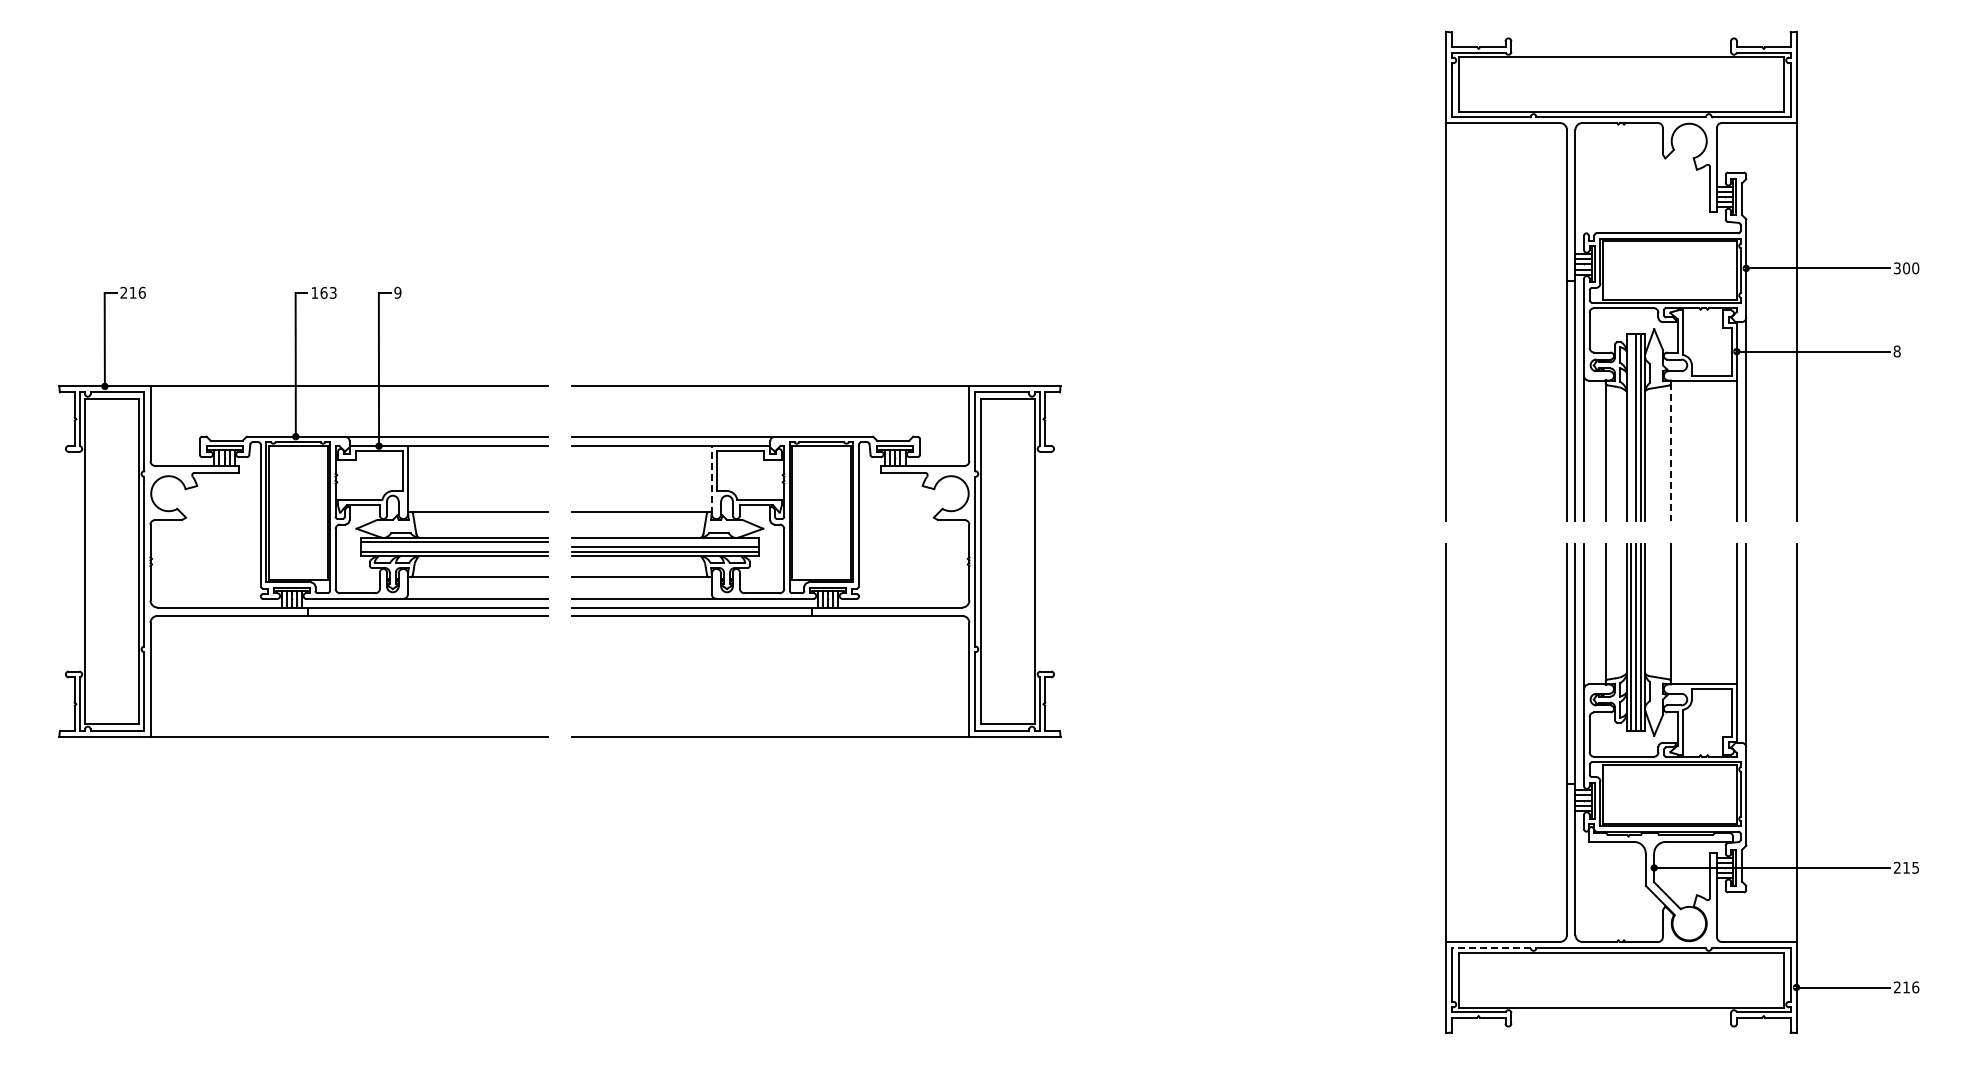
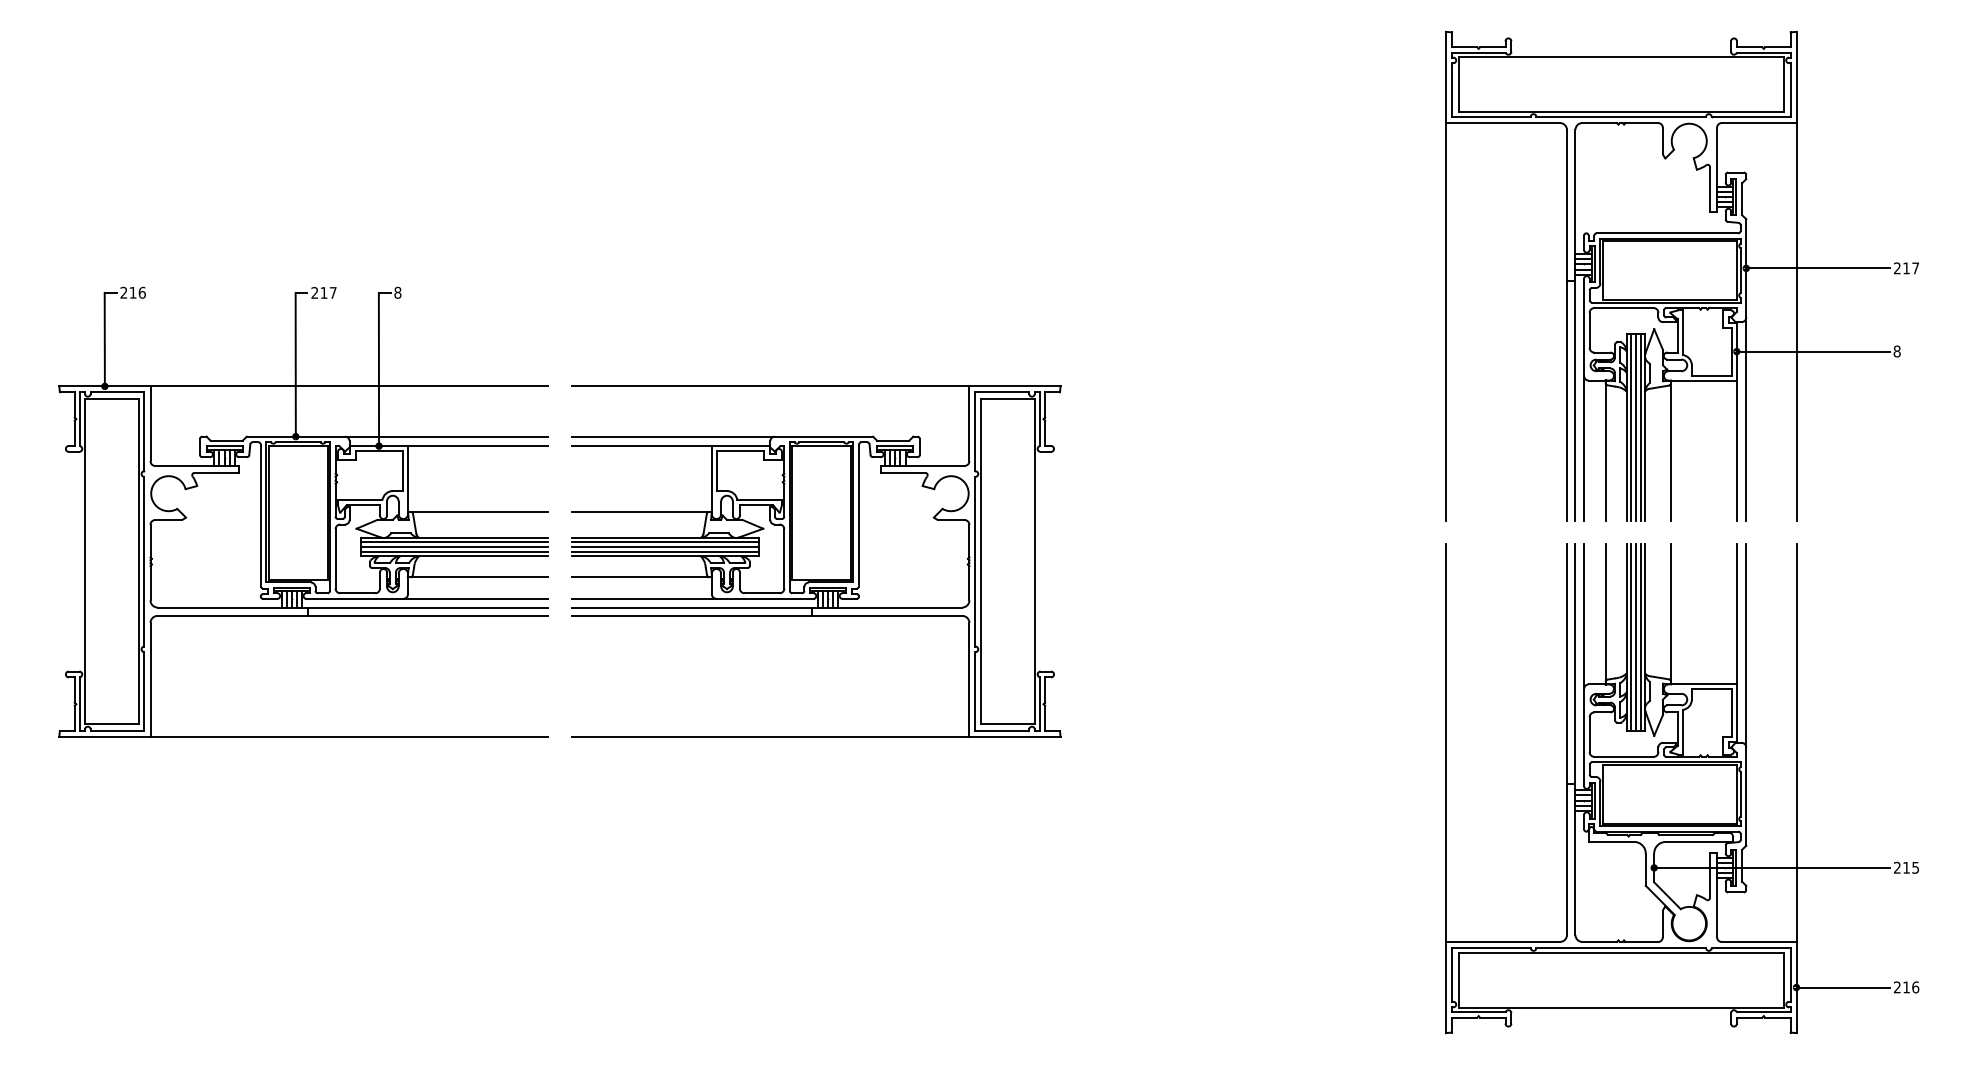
text: 300 -> 217 (1906, 268)
text: 163 -> 217 (323, 292)
text: 9 -> 8 (397, 292)
line: none -> present (1631, 426)
line: dashed -> solid (1671, 452)
line: dashed -> solid (711, 479)
line: none -> present (664, 542)
line: none -> present (454, 546)
line: dashed -> solid (1490, 948)
